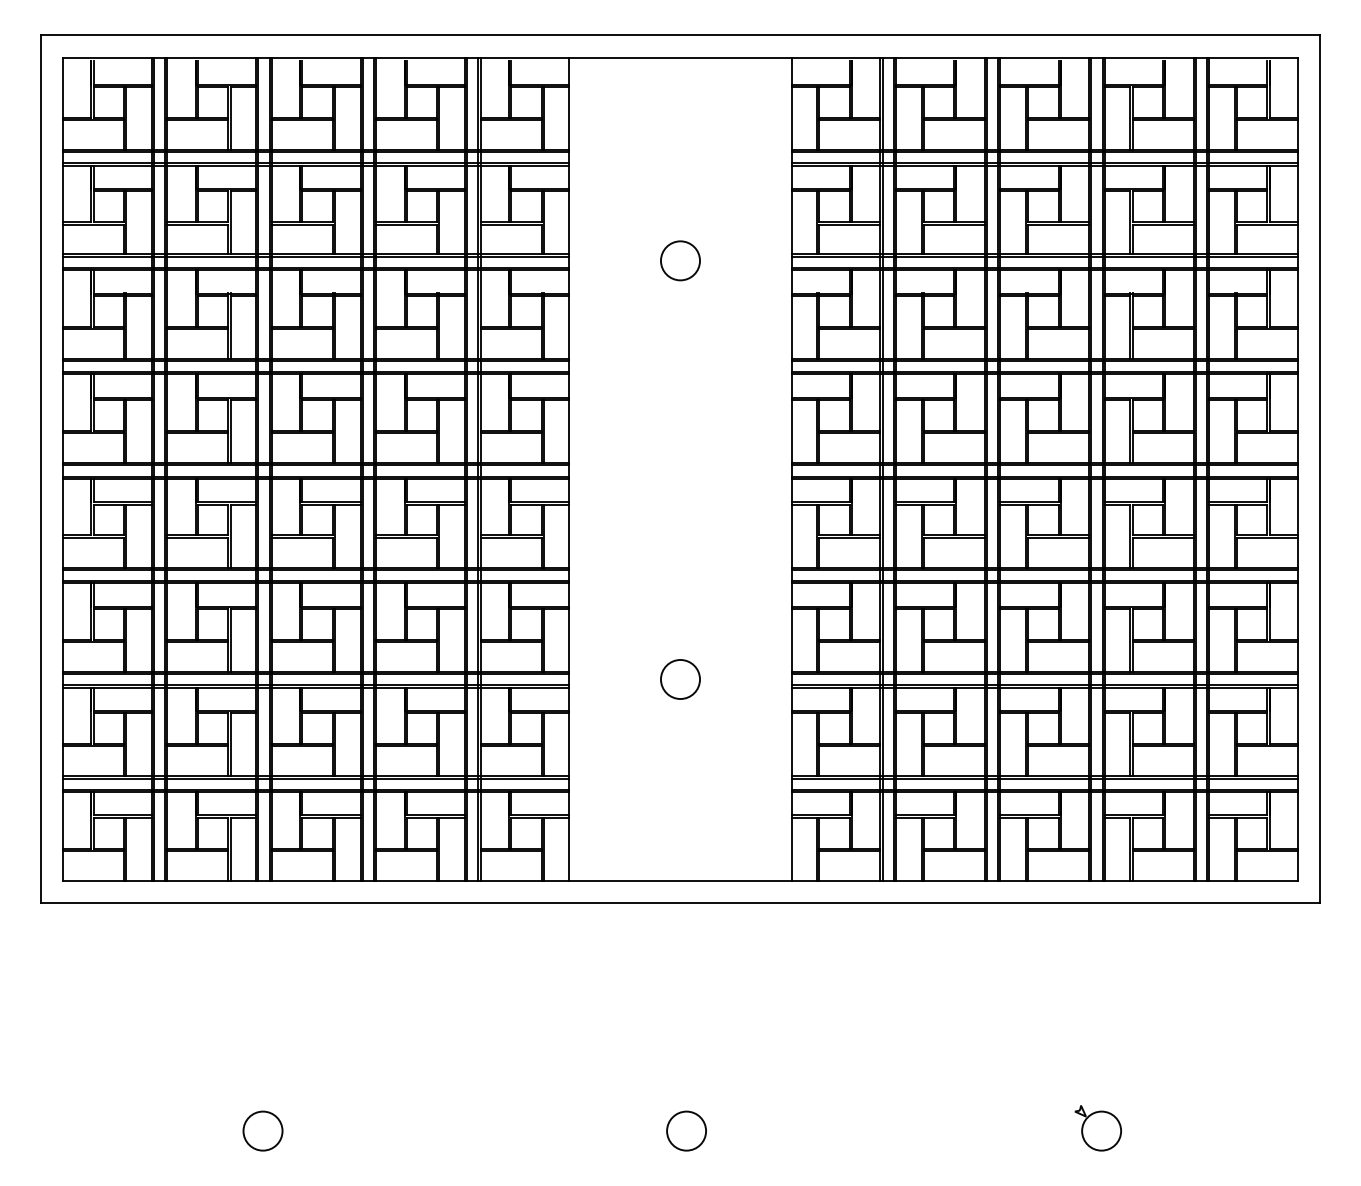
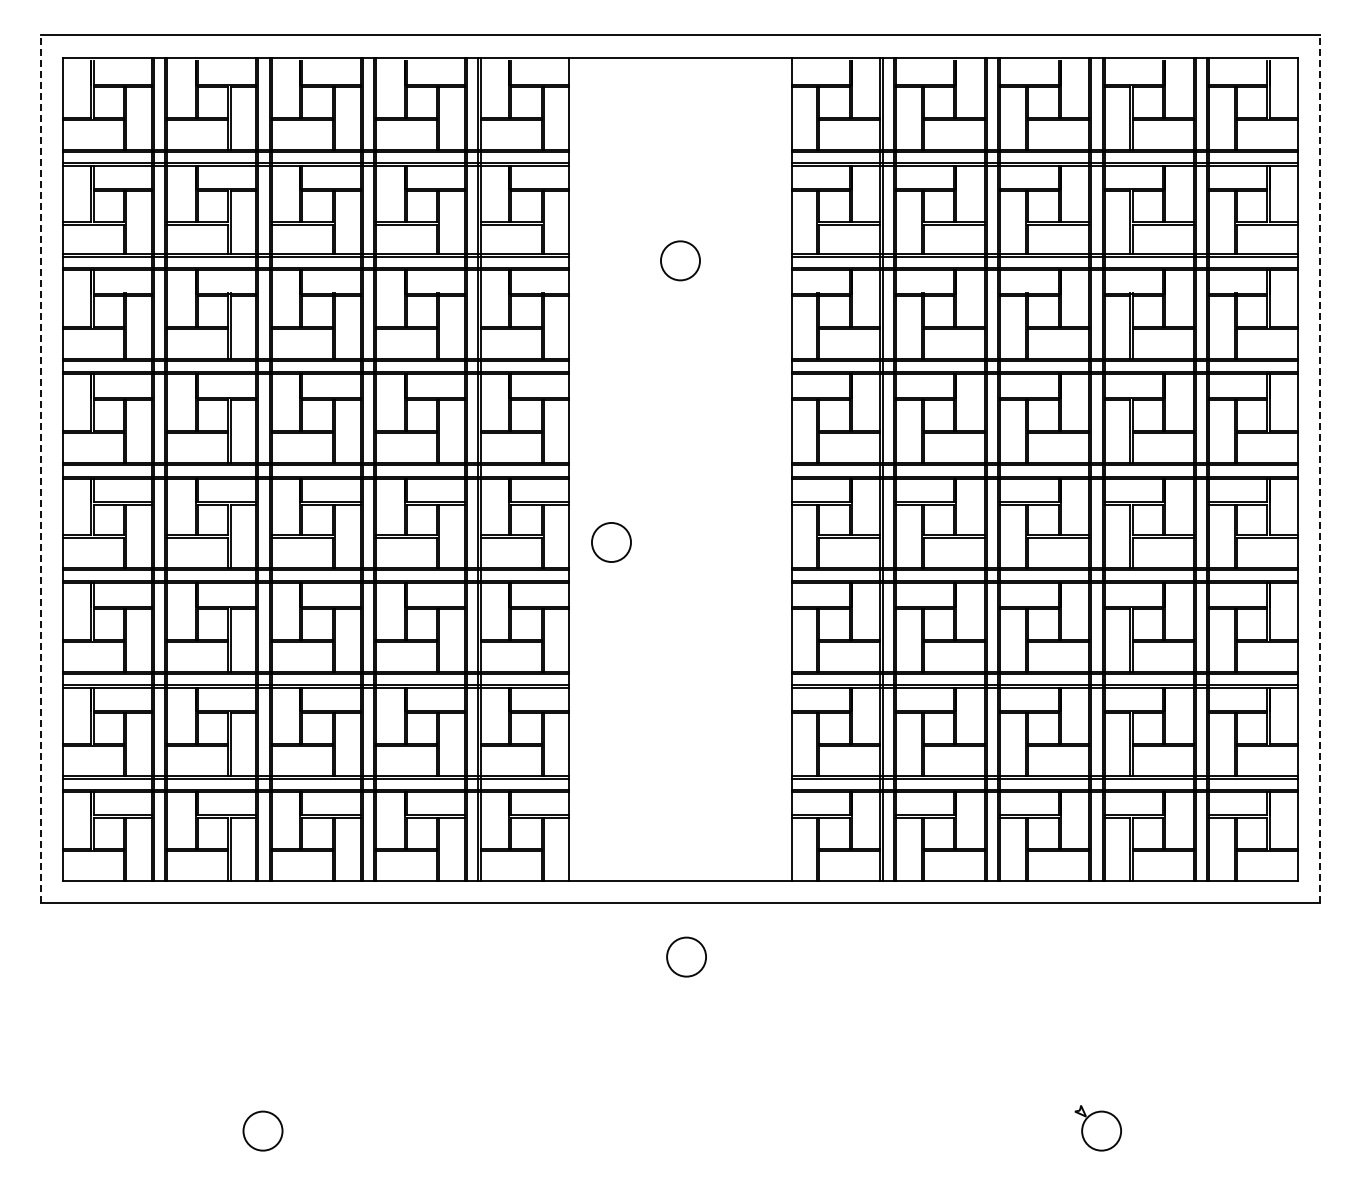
line: solid -> dashed (40, 469)
line: solid -> dashed (1320, 469)
circle position: (680, 679) -> (611, 542) (611, 542)
circle position: (686, 1130) -> (686, 956) (686, 956)
